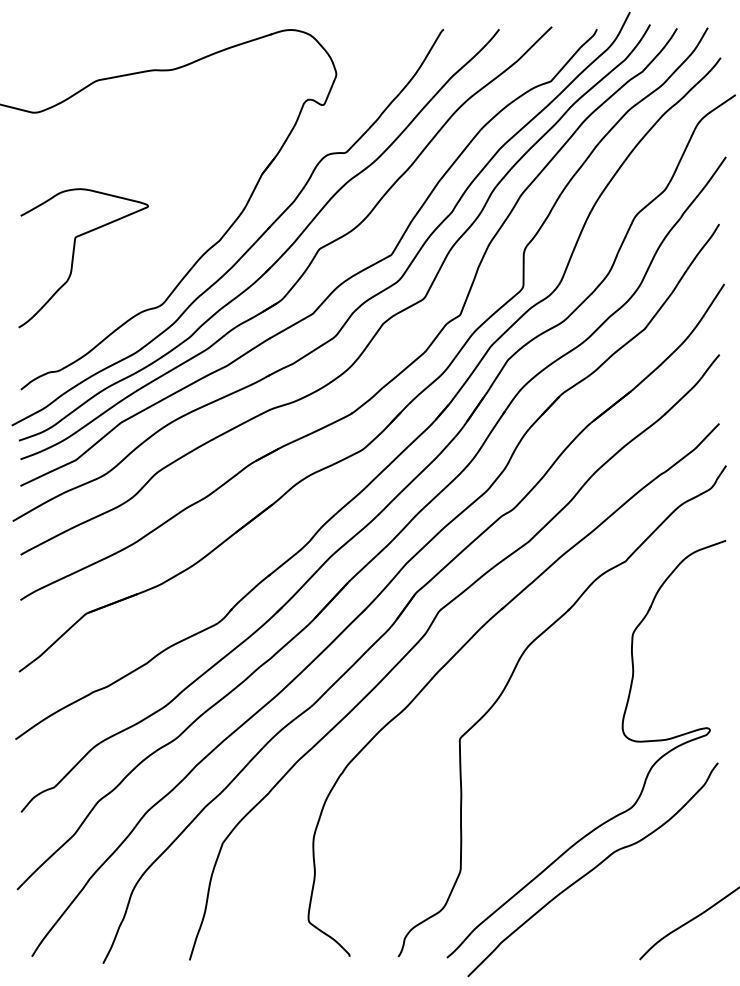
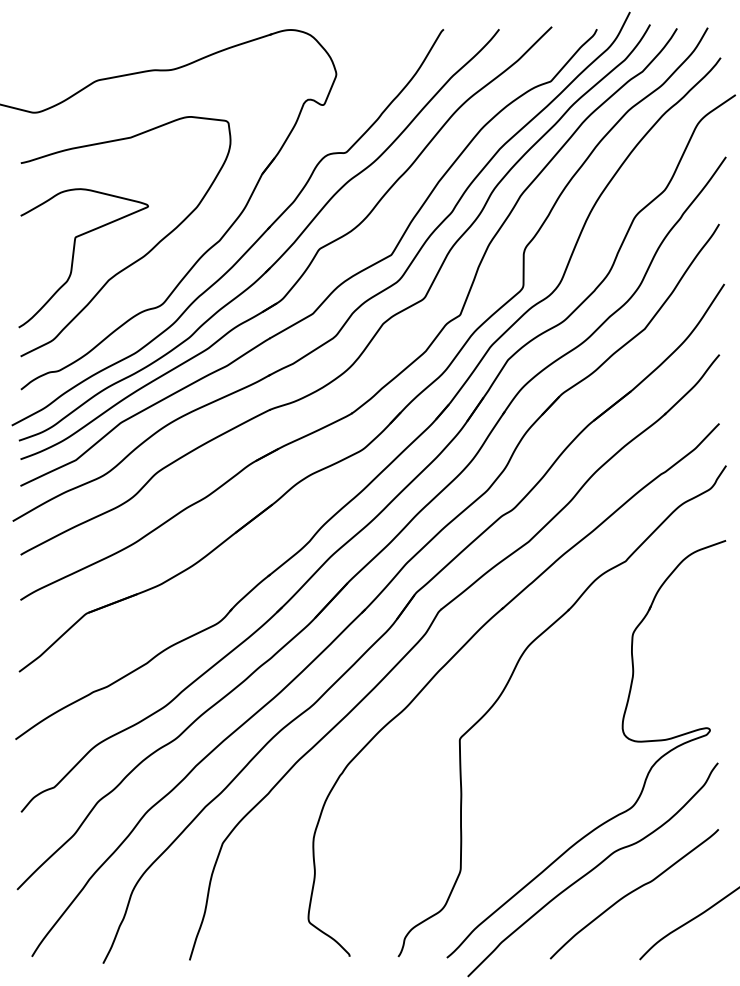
curve: none -> present (140, 257)
curve: none -> present (633, 892)
